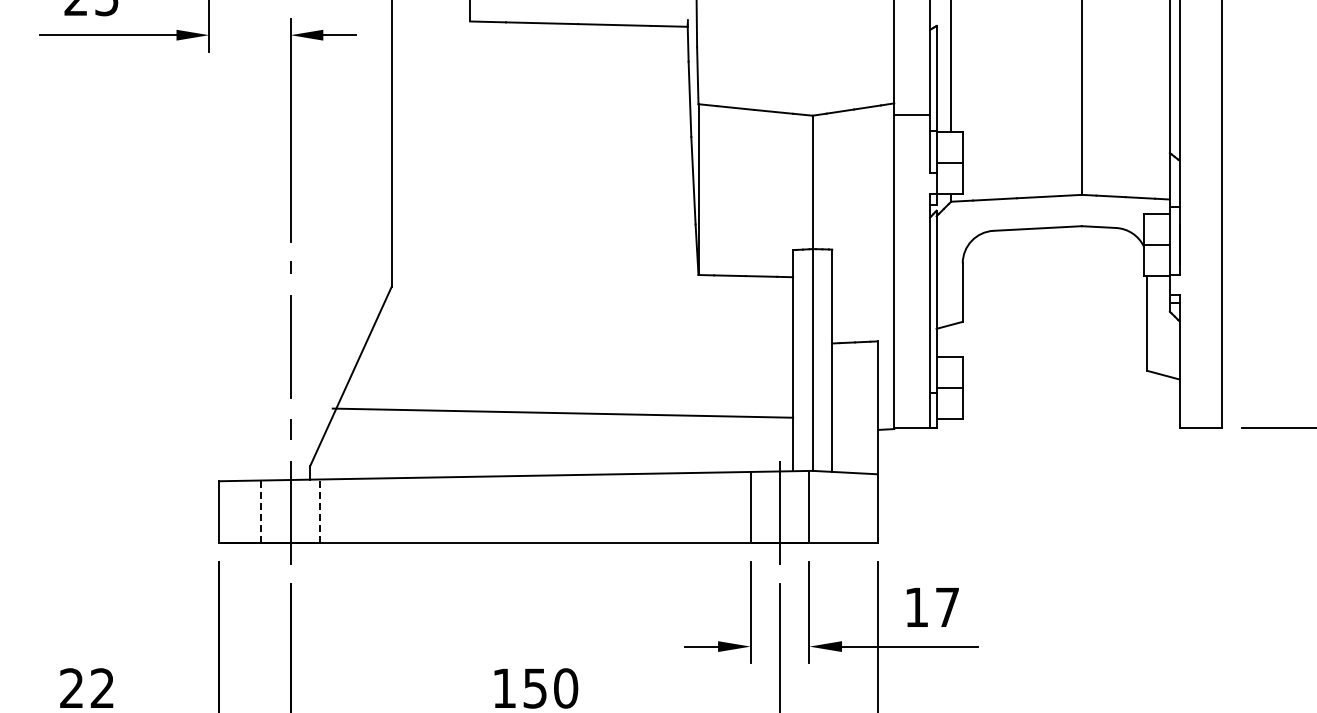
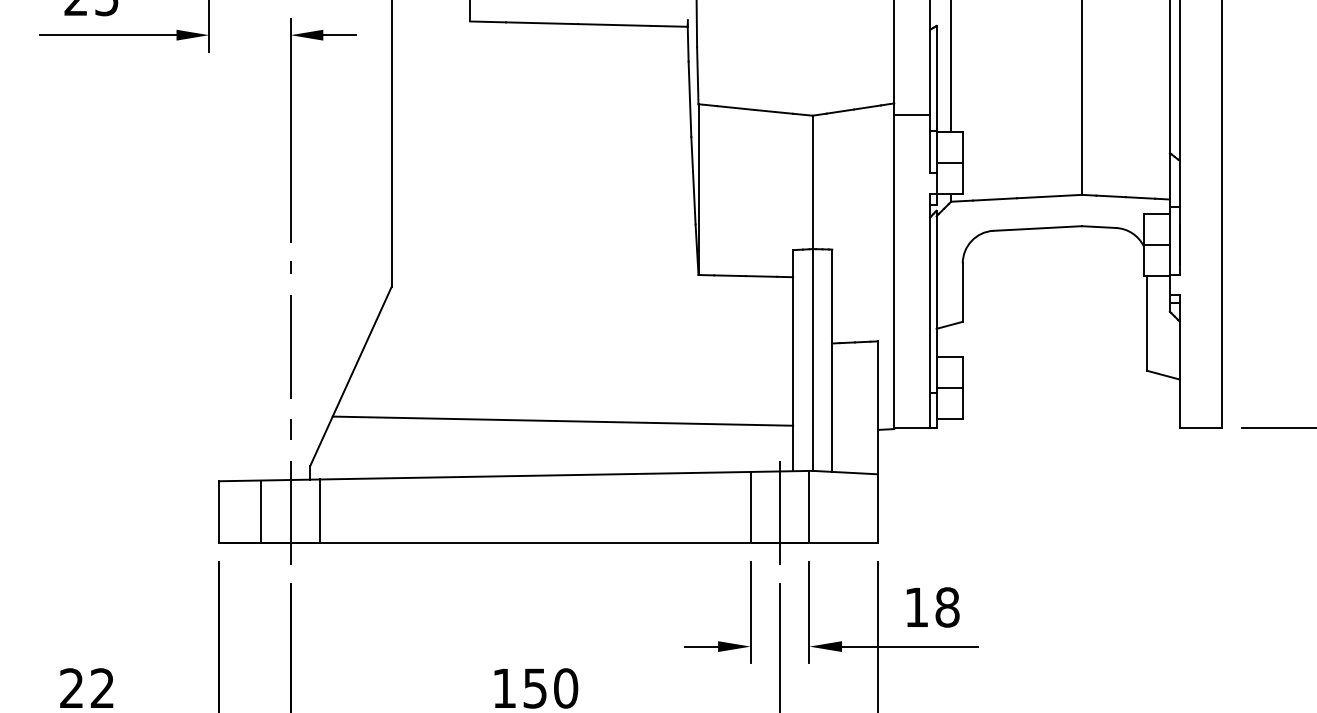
line position: (562, 412) -> (562, 420) (562, 420)
line: dashed -> solid (261, 511)
line: dashed -> solid (320, 511)
text: 17 -> 18 (947, 607)
